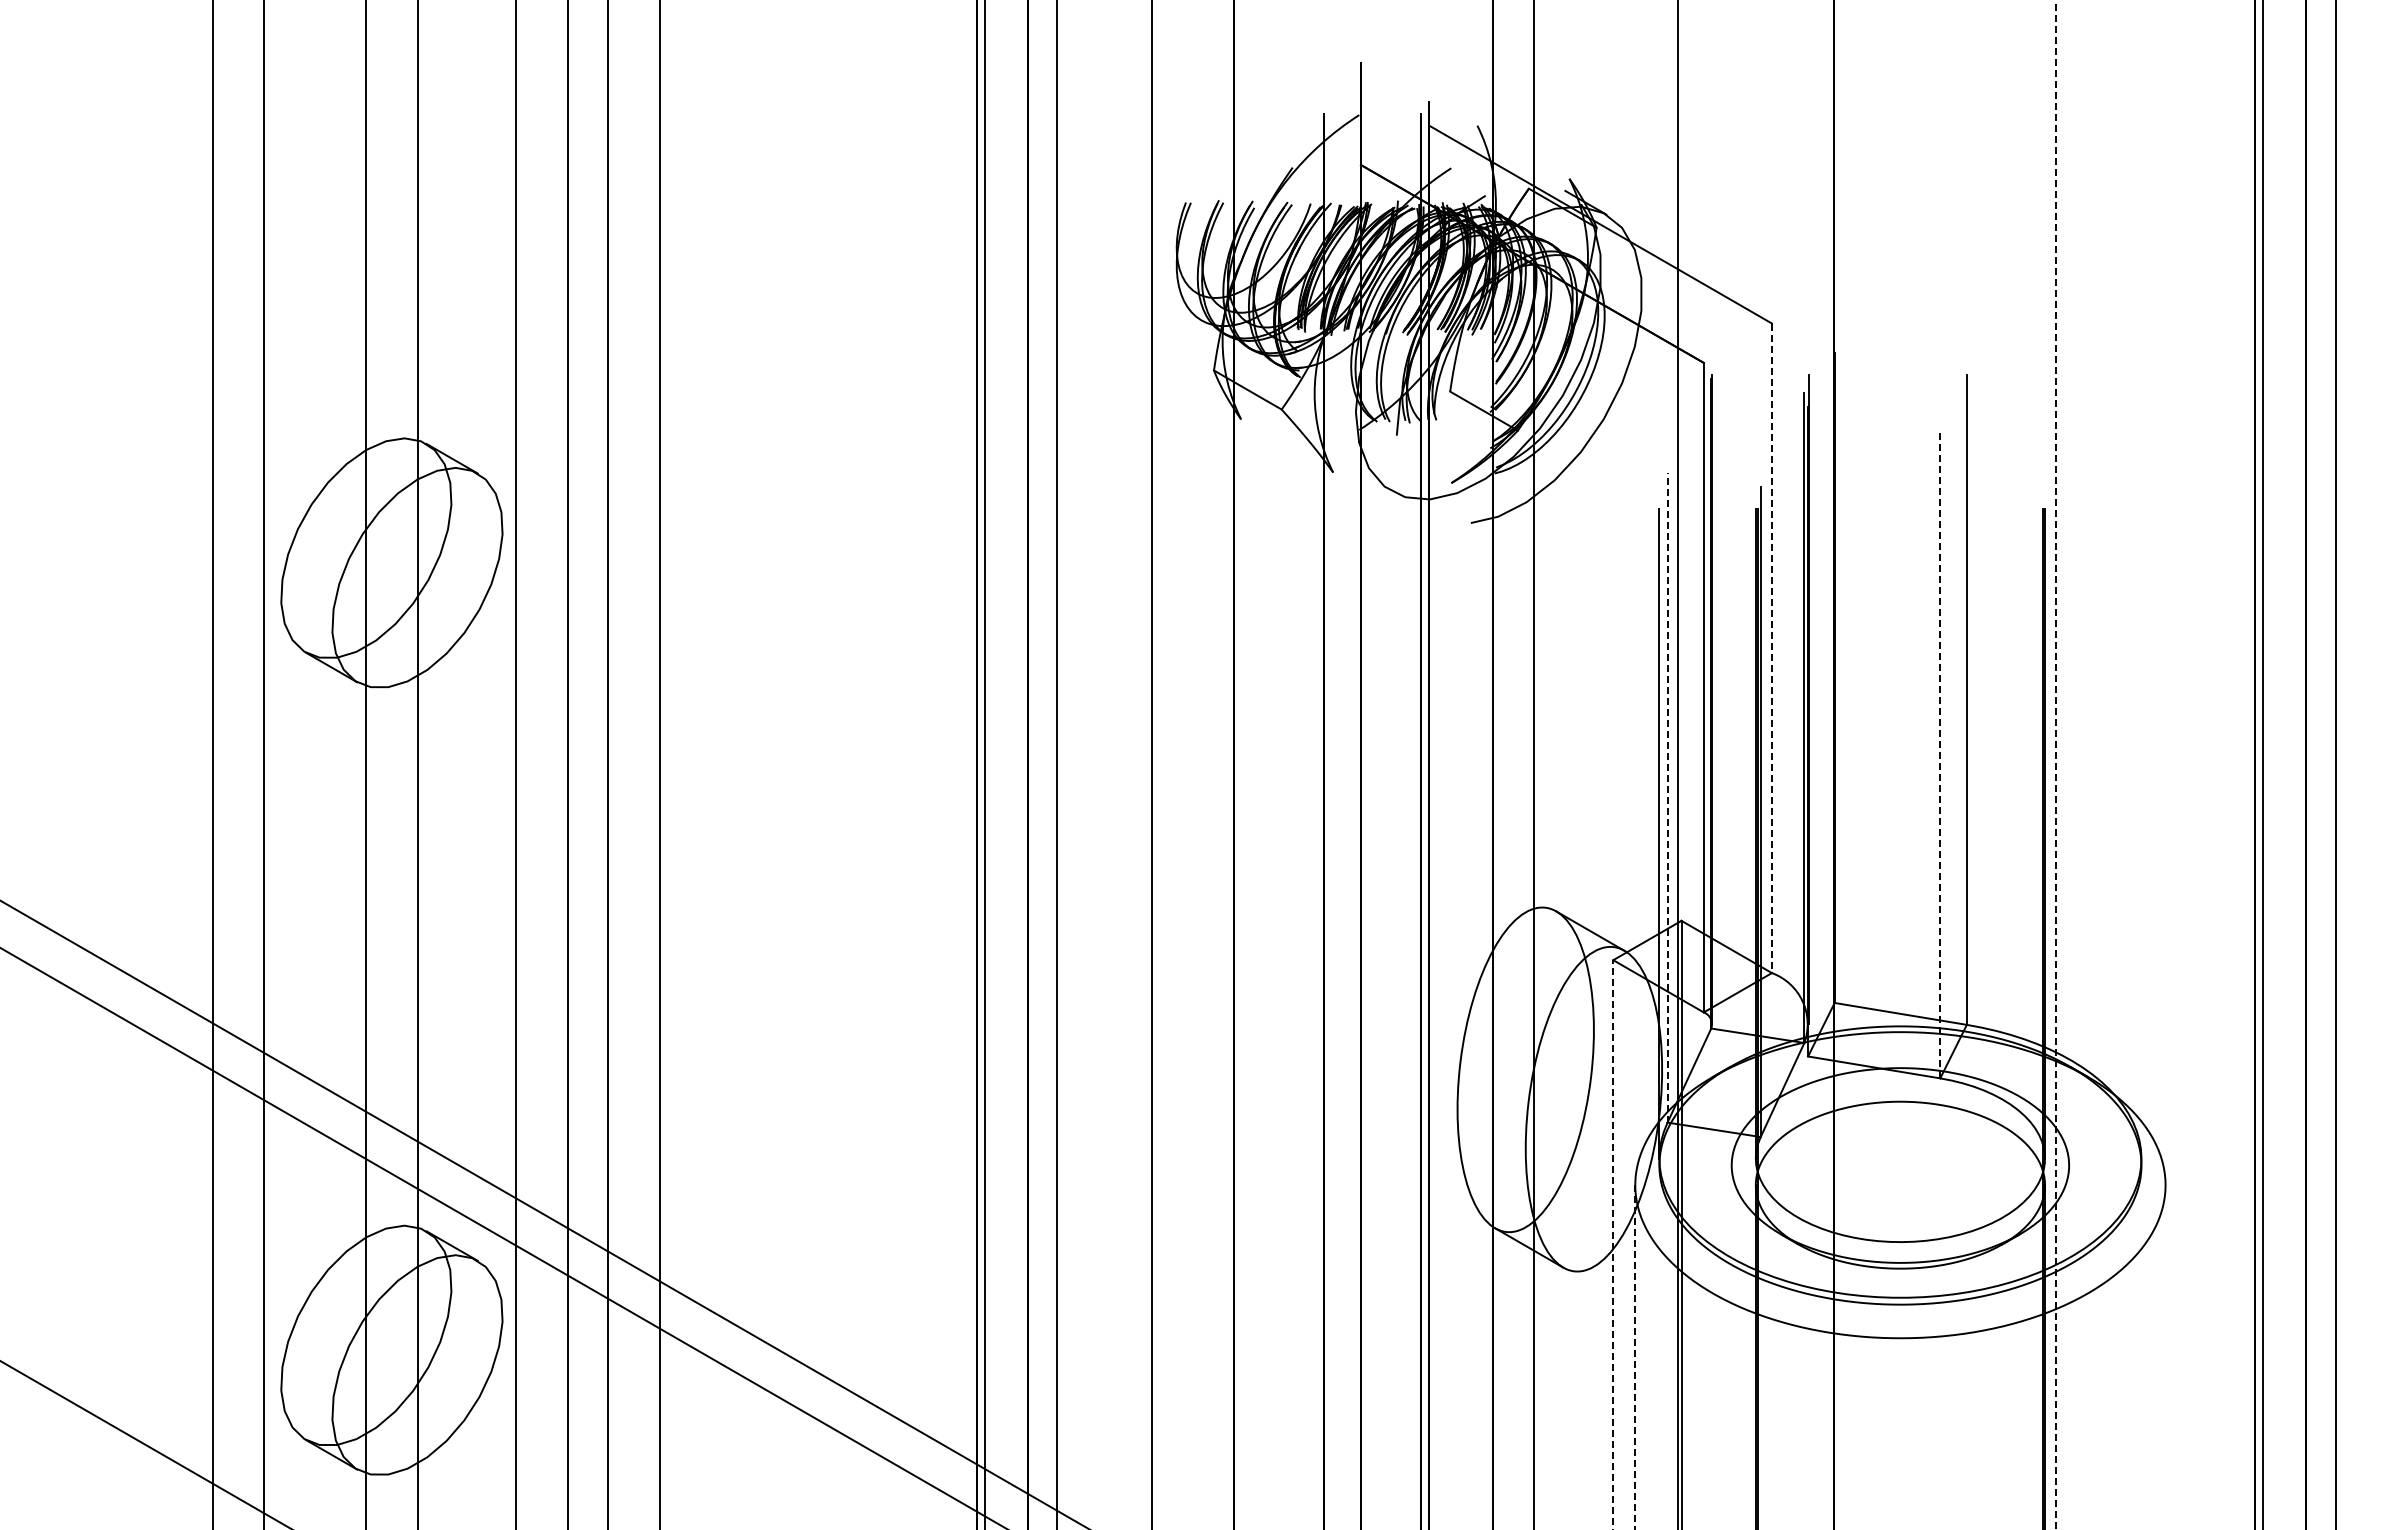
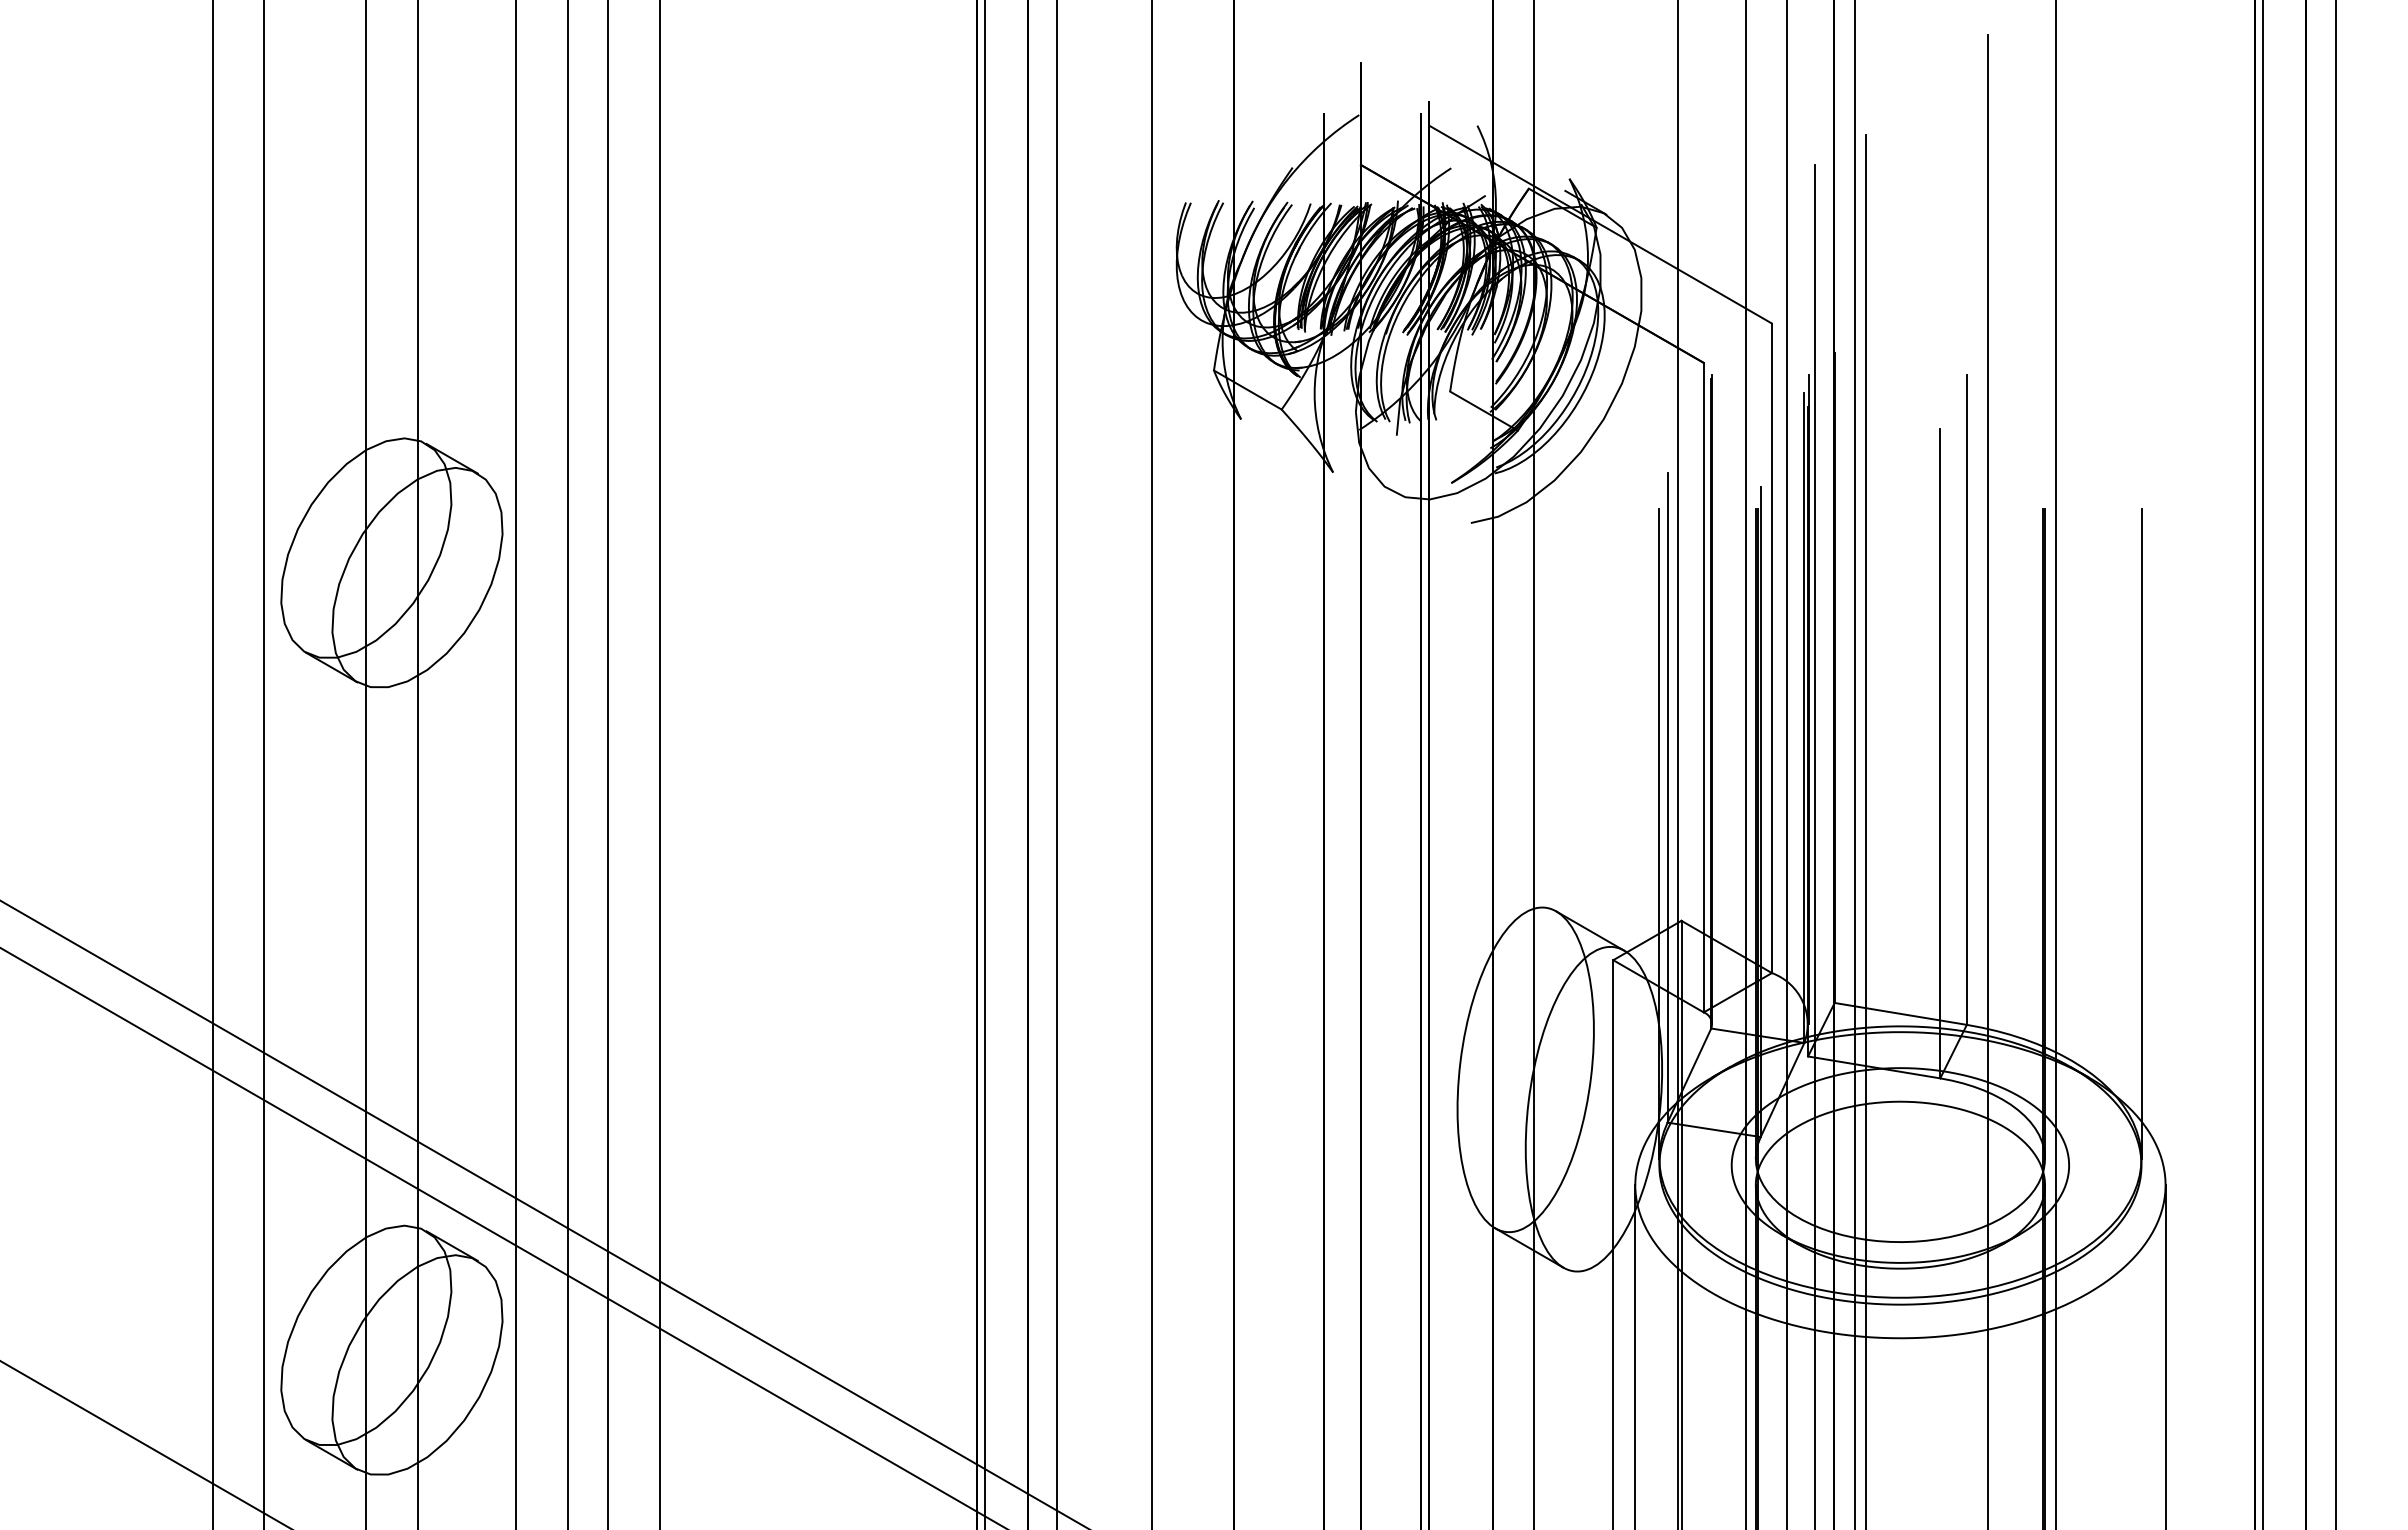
line: dashed -> solid (1771, 648)
line: dashed -> solid (1940, 753)
line: none -> present (1746, 764)
line: none -> present (1787, 764)
line: none -> present (1855, 764)
line: dashed -> solid (2056, 764)
line: none -> present (1988, 780)
line: dashed -> solid (1667, 797)
line: none -> present (1866, 830)
line: none -> present (2141, 833)
line: none -> present (1815, 845)
line: dashed -> solid (1613, 1245)
line: none -> present (2165, 1355)
line: dashed -> solid (1635, 1358)
